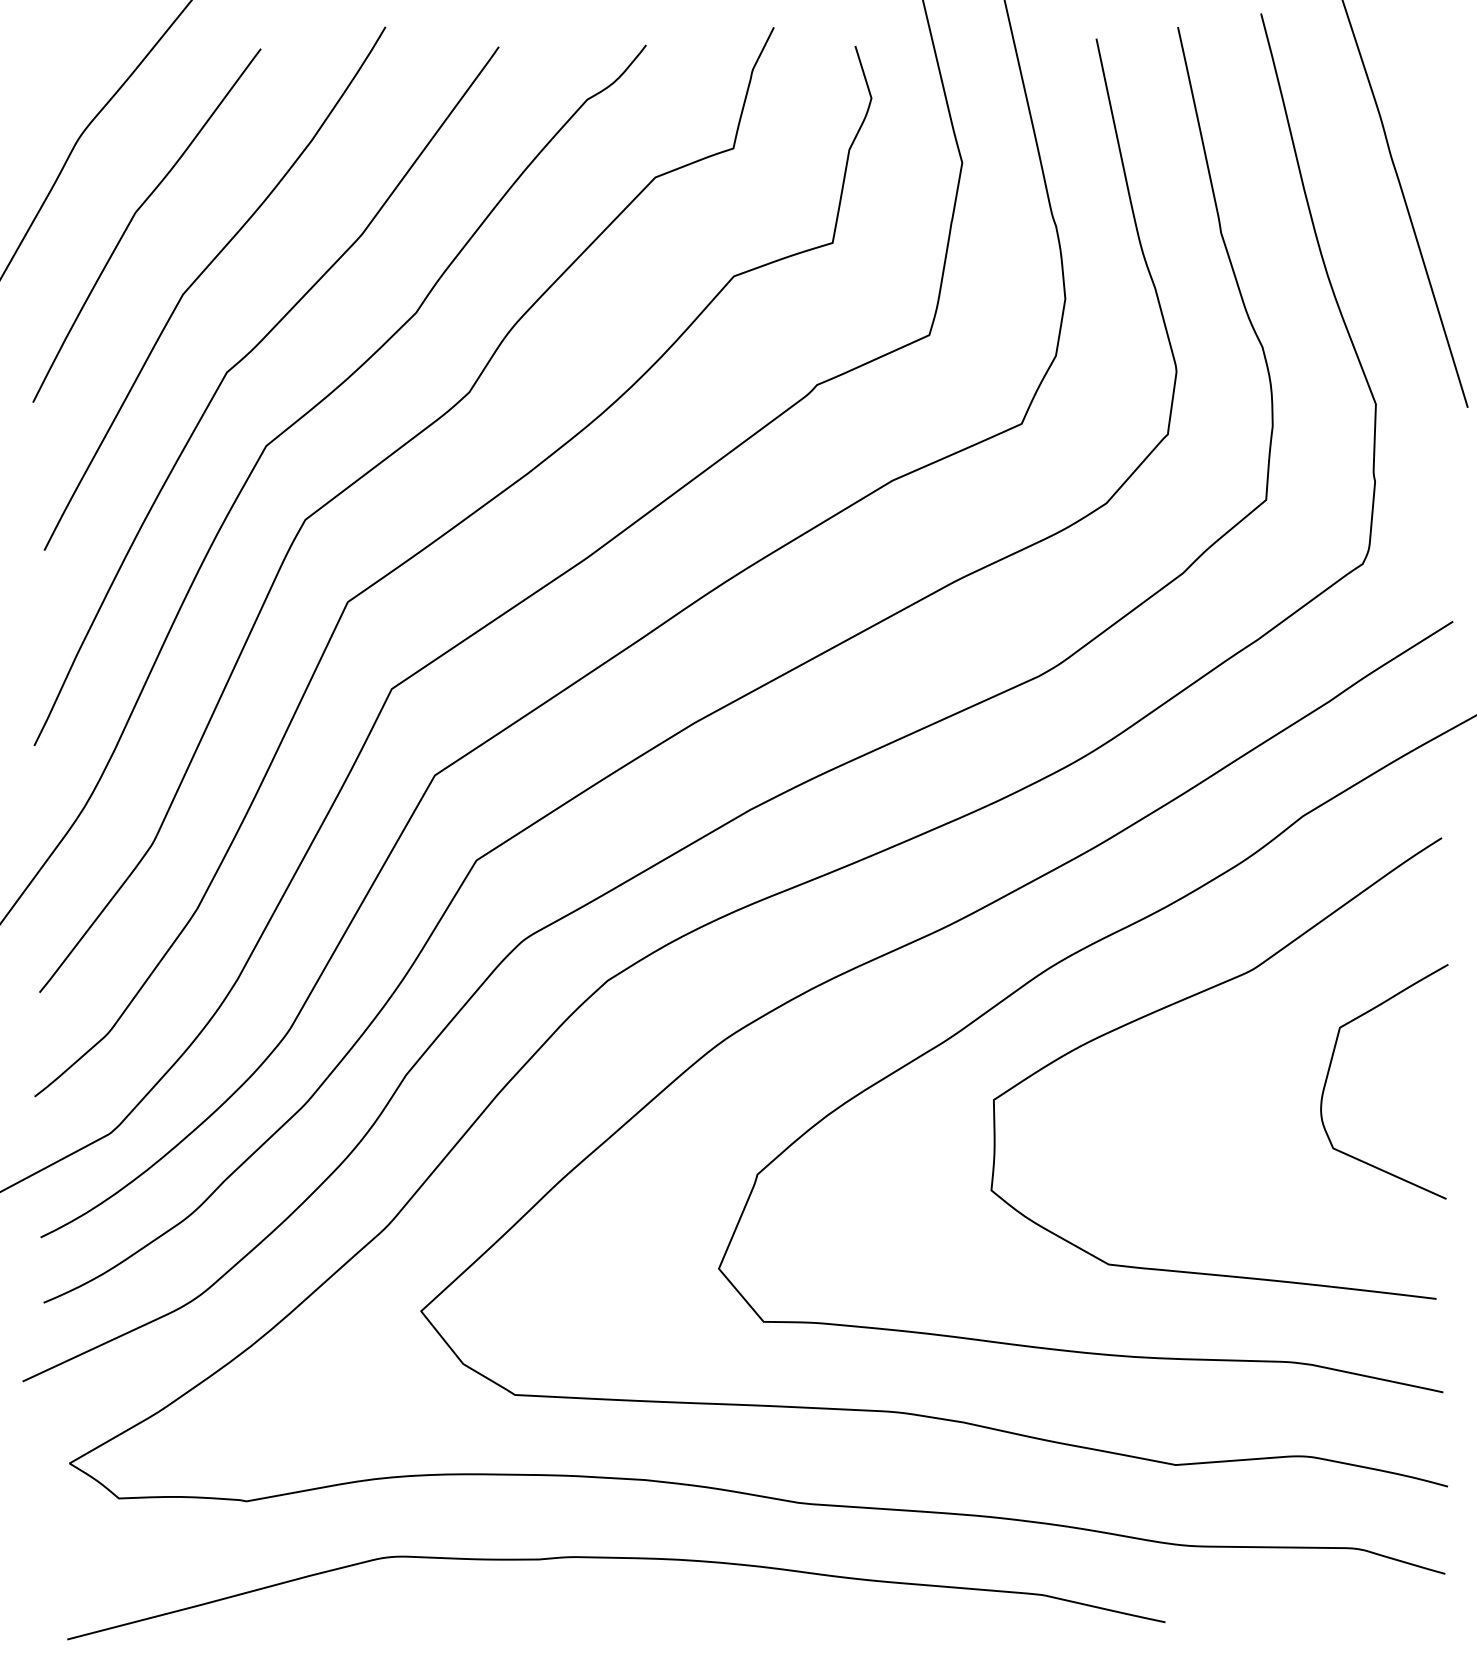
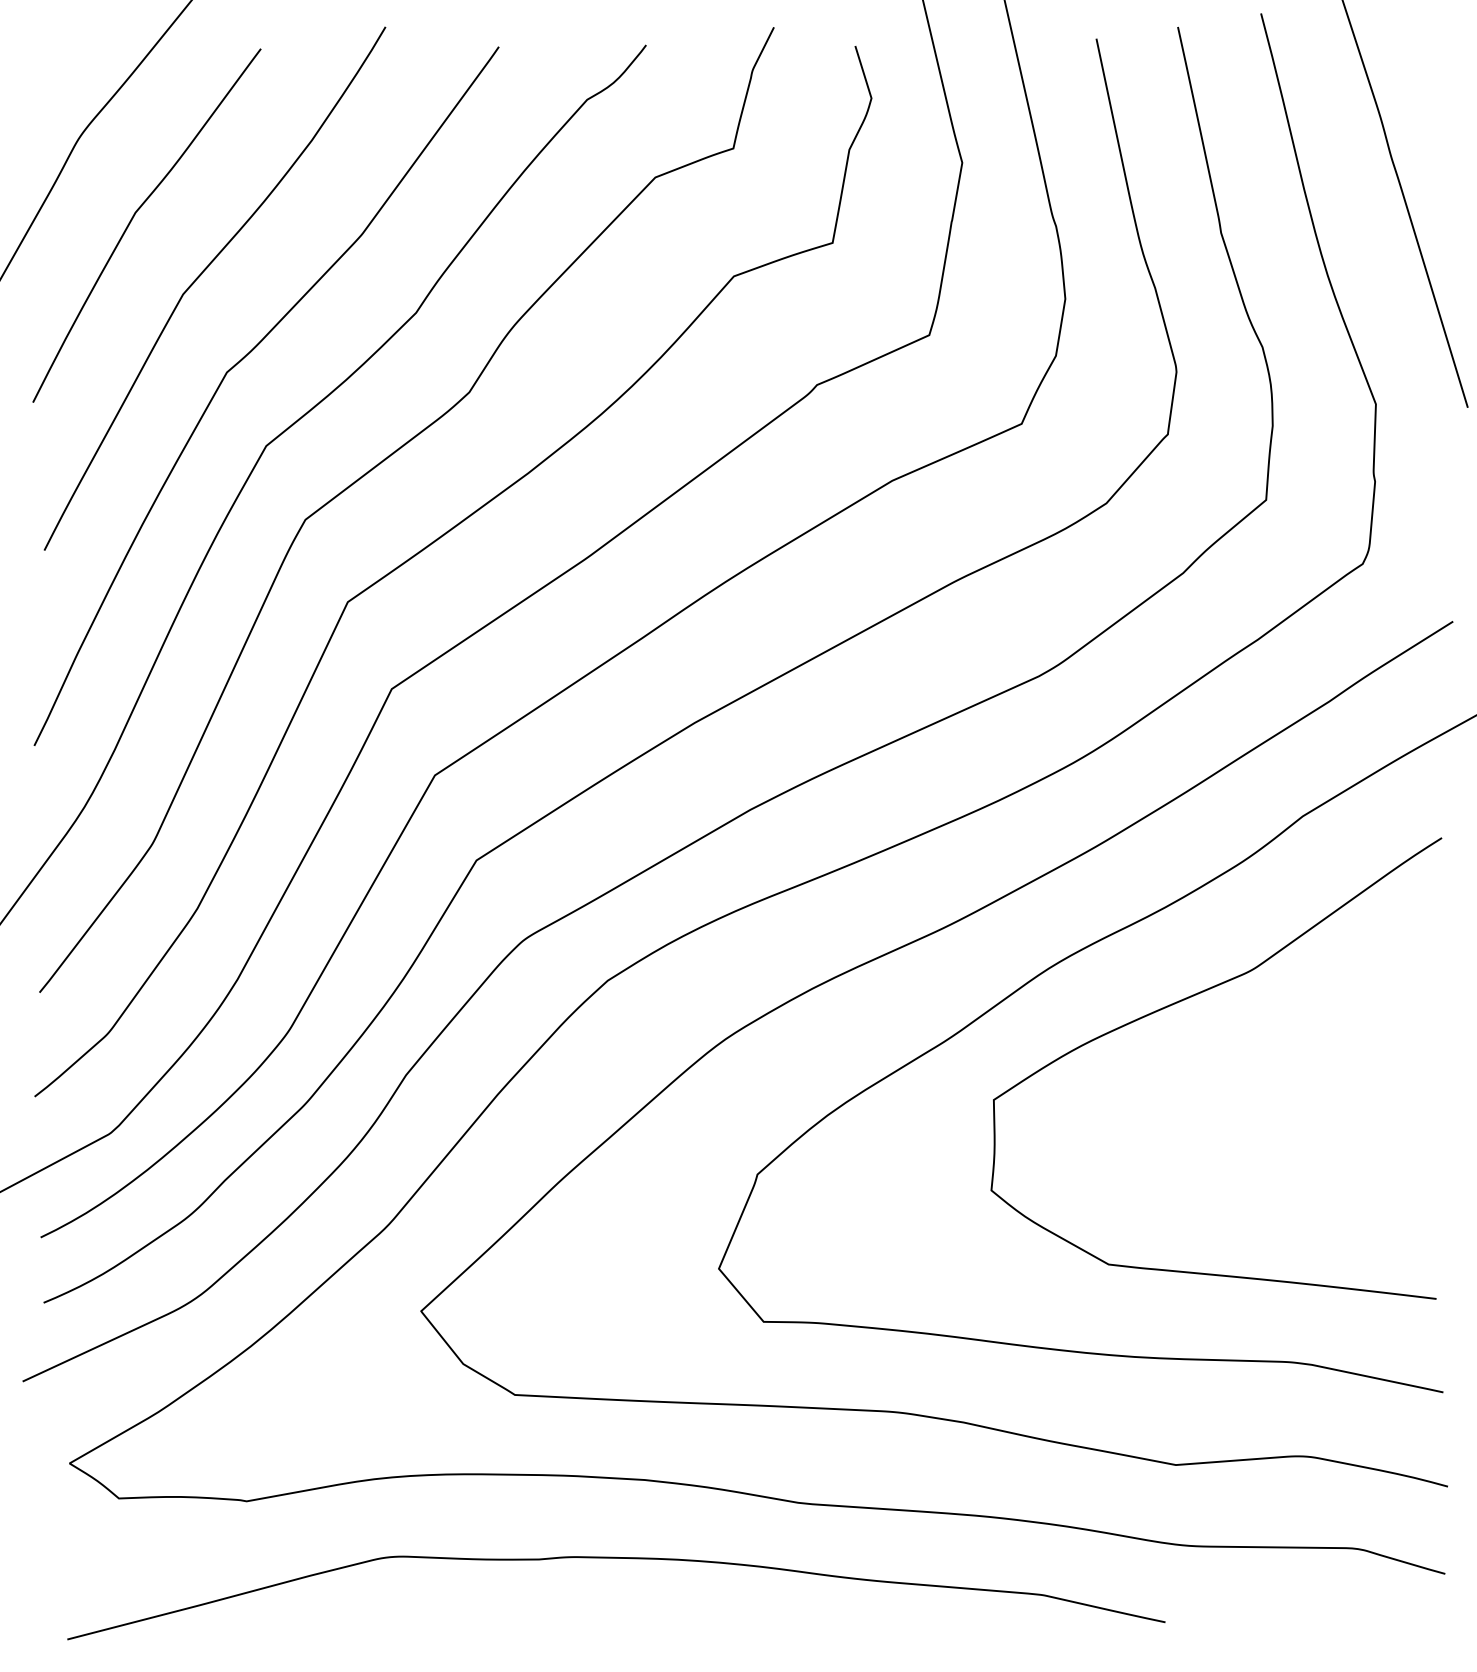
curve: present -> none (1330, 1068)
